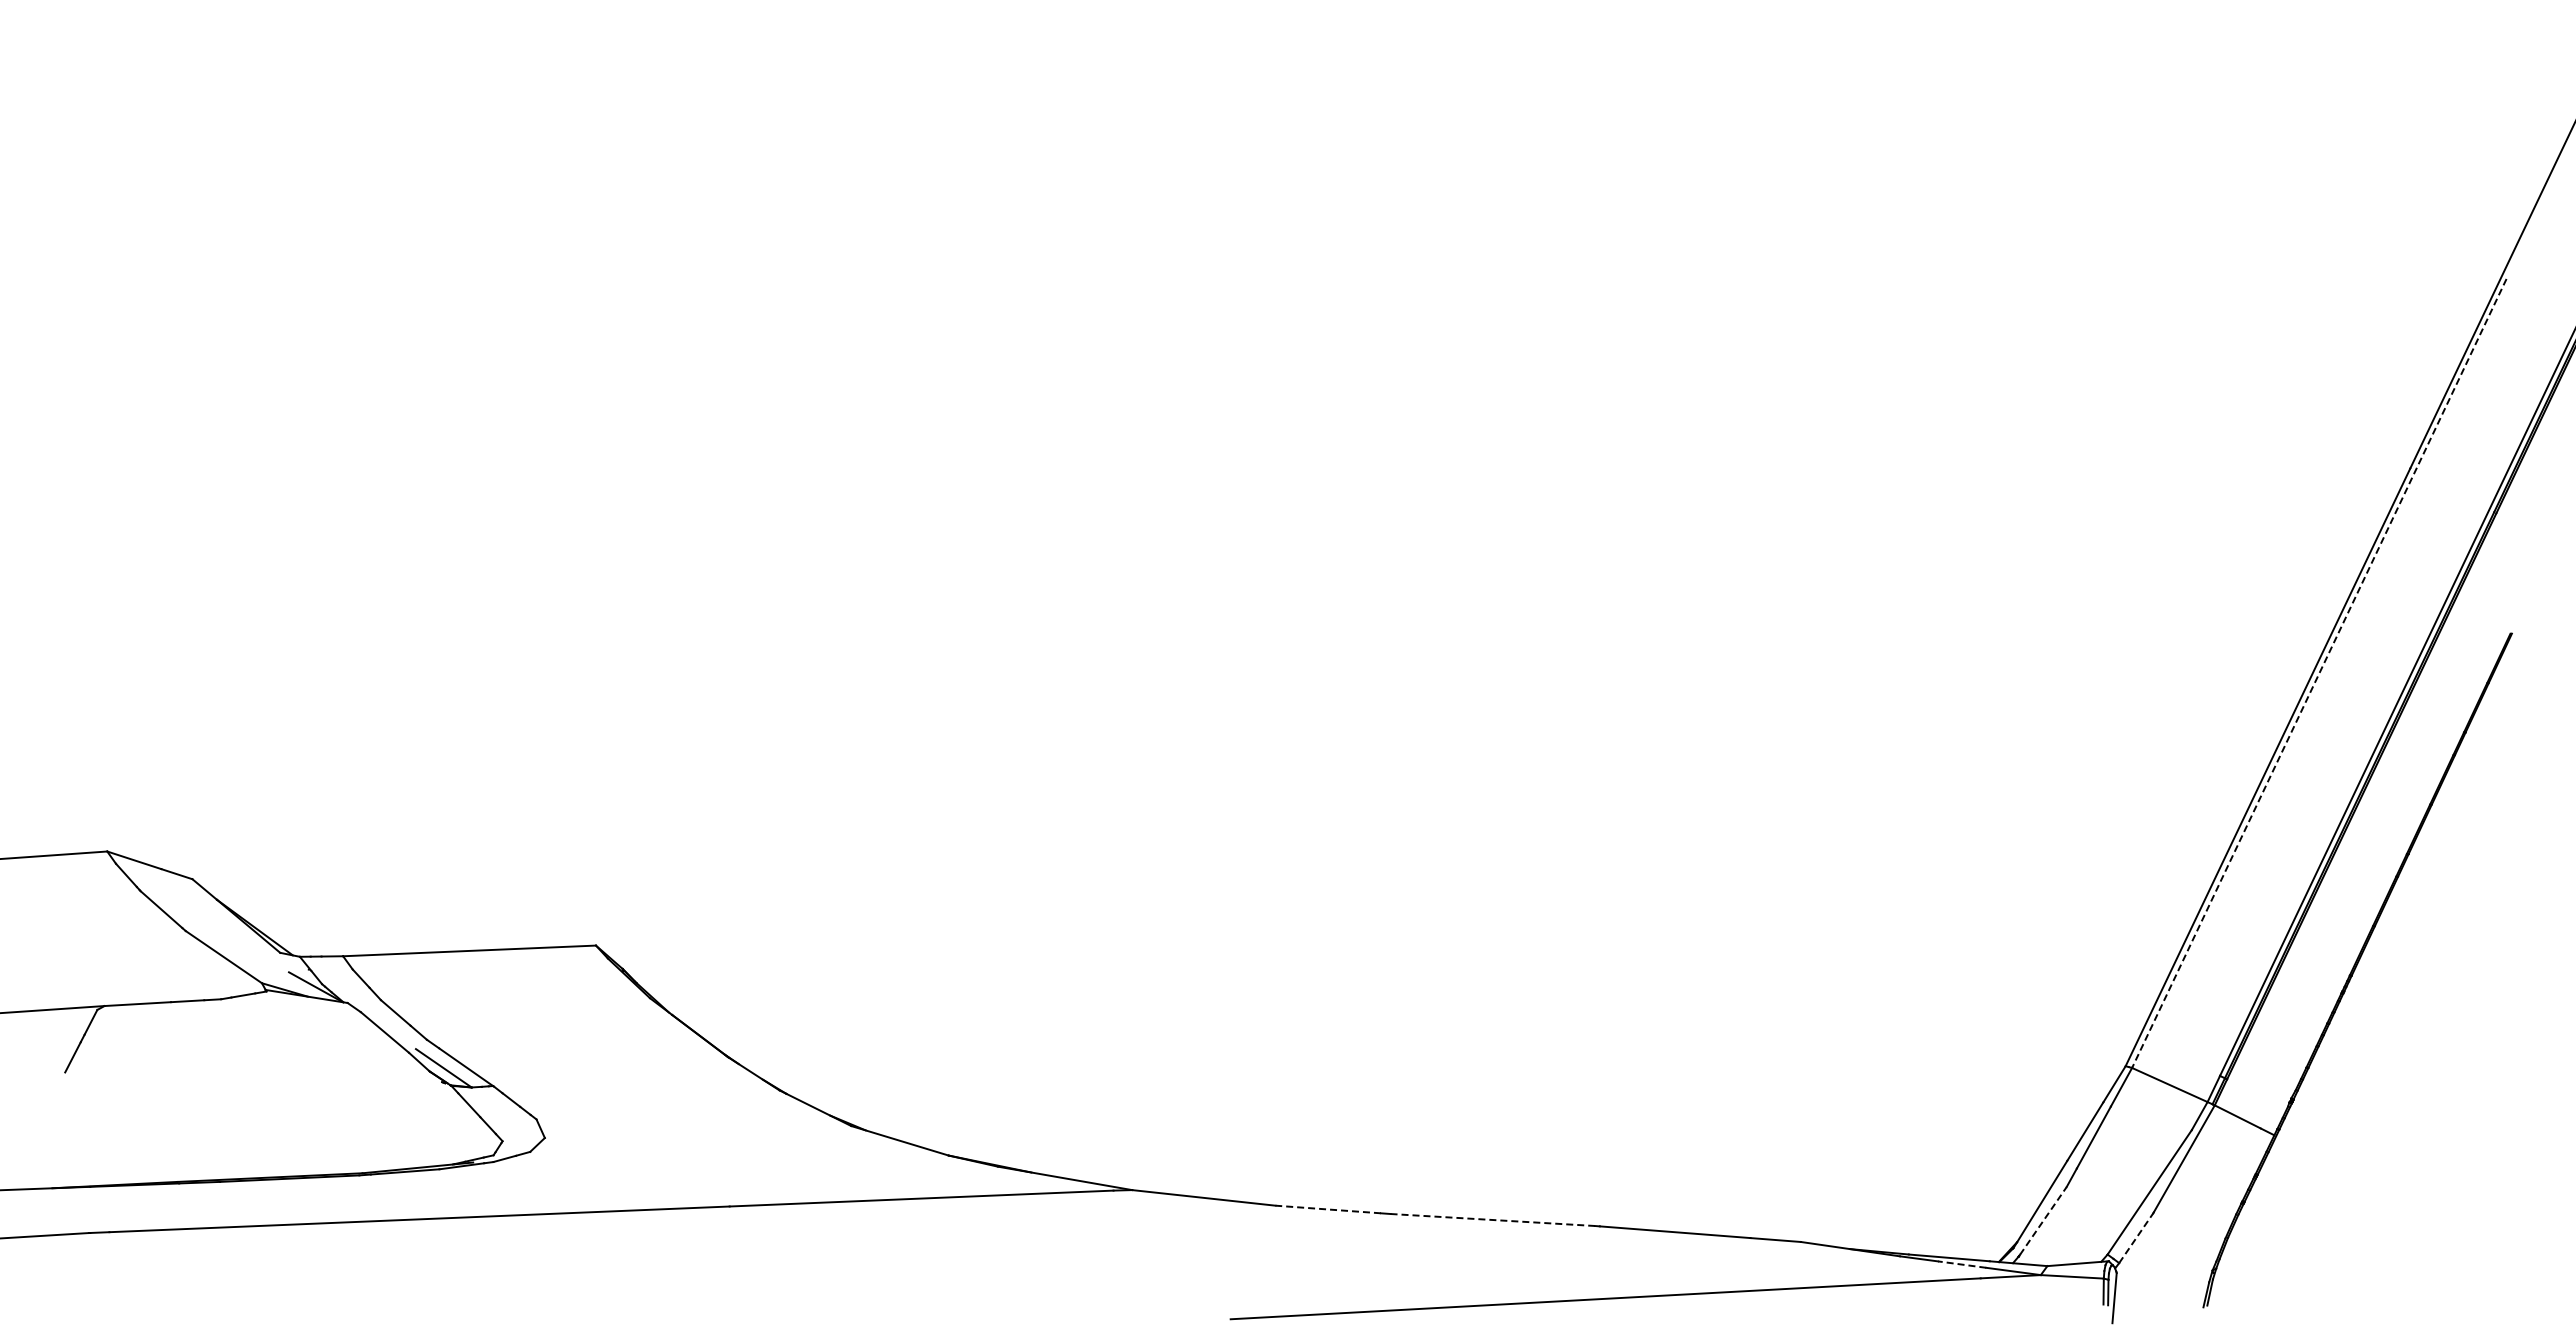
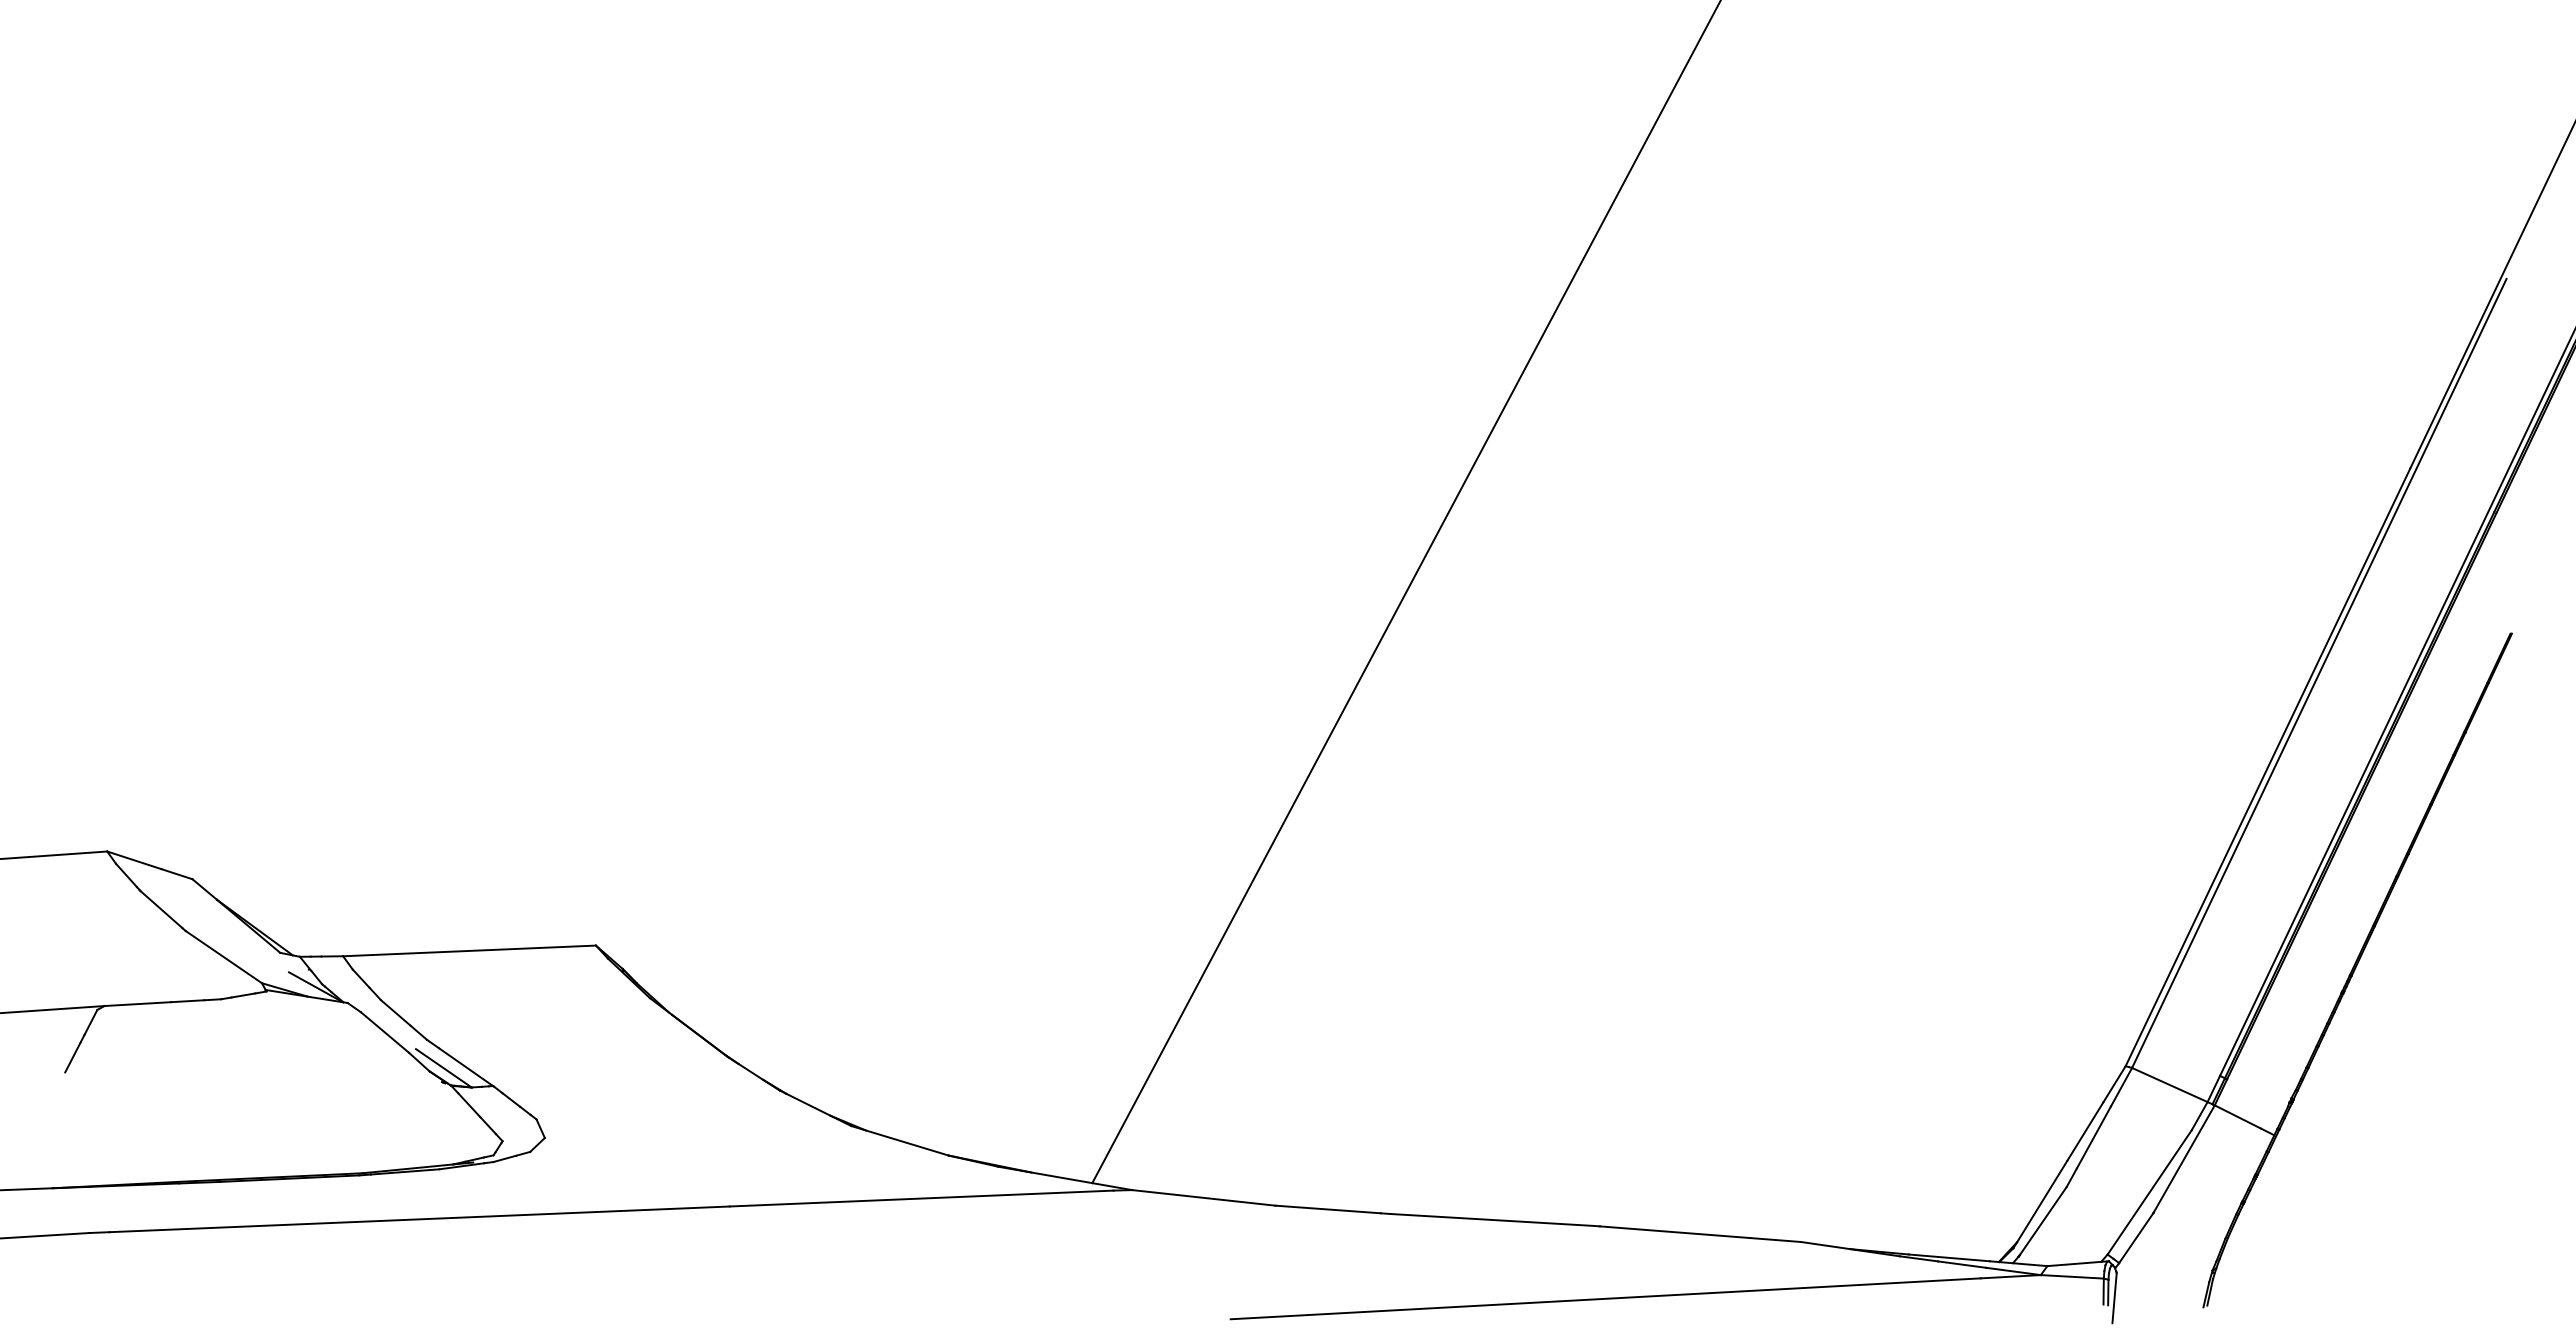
line: none -> present (1405, 592)
line: dashed -> solid (2319, 673)
line: dashed -> solid (1328, 1209)
line: dashed -> solid (1493, 1220)
line: dashed -> solid (2043, 1220)
line: dashed -> solid (2136, 1237)
line: dashed -> solid (1961, 1264)
